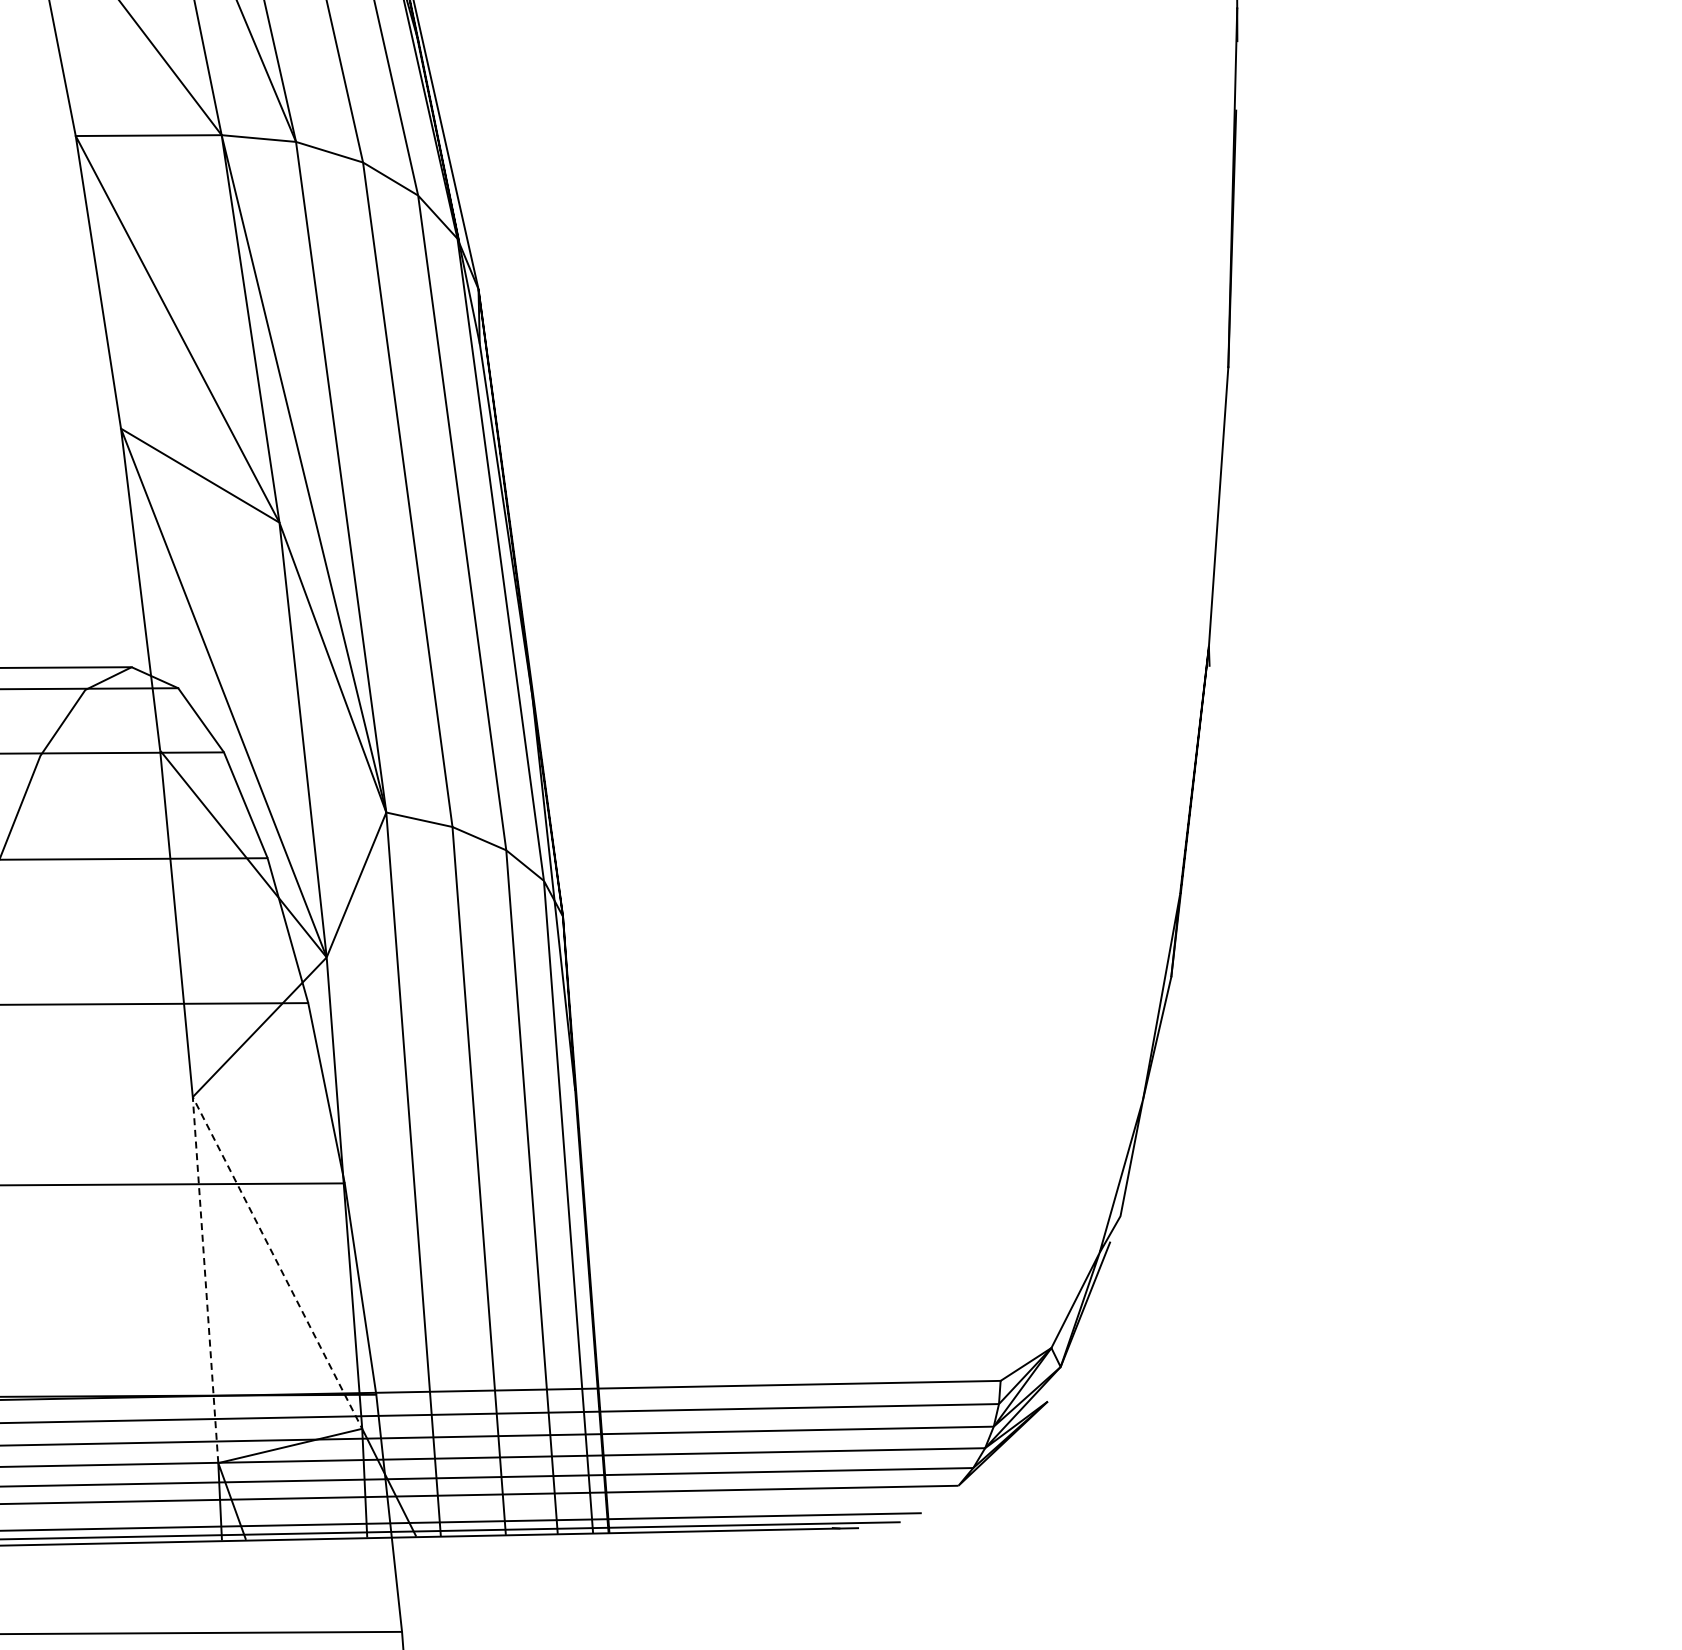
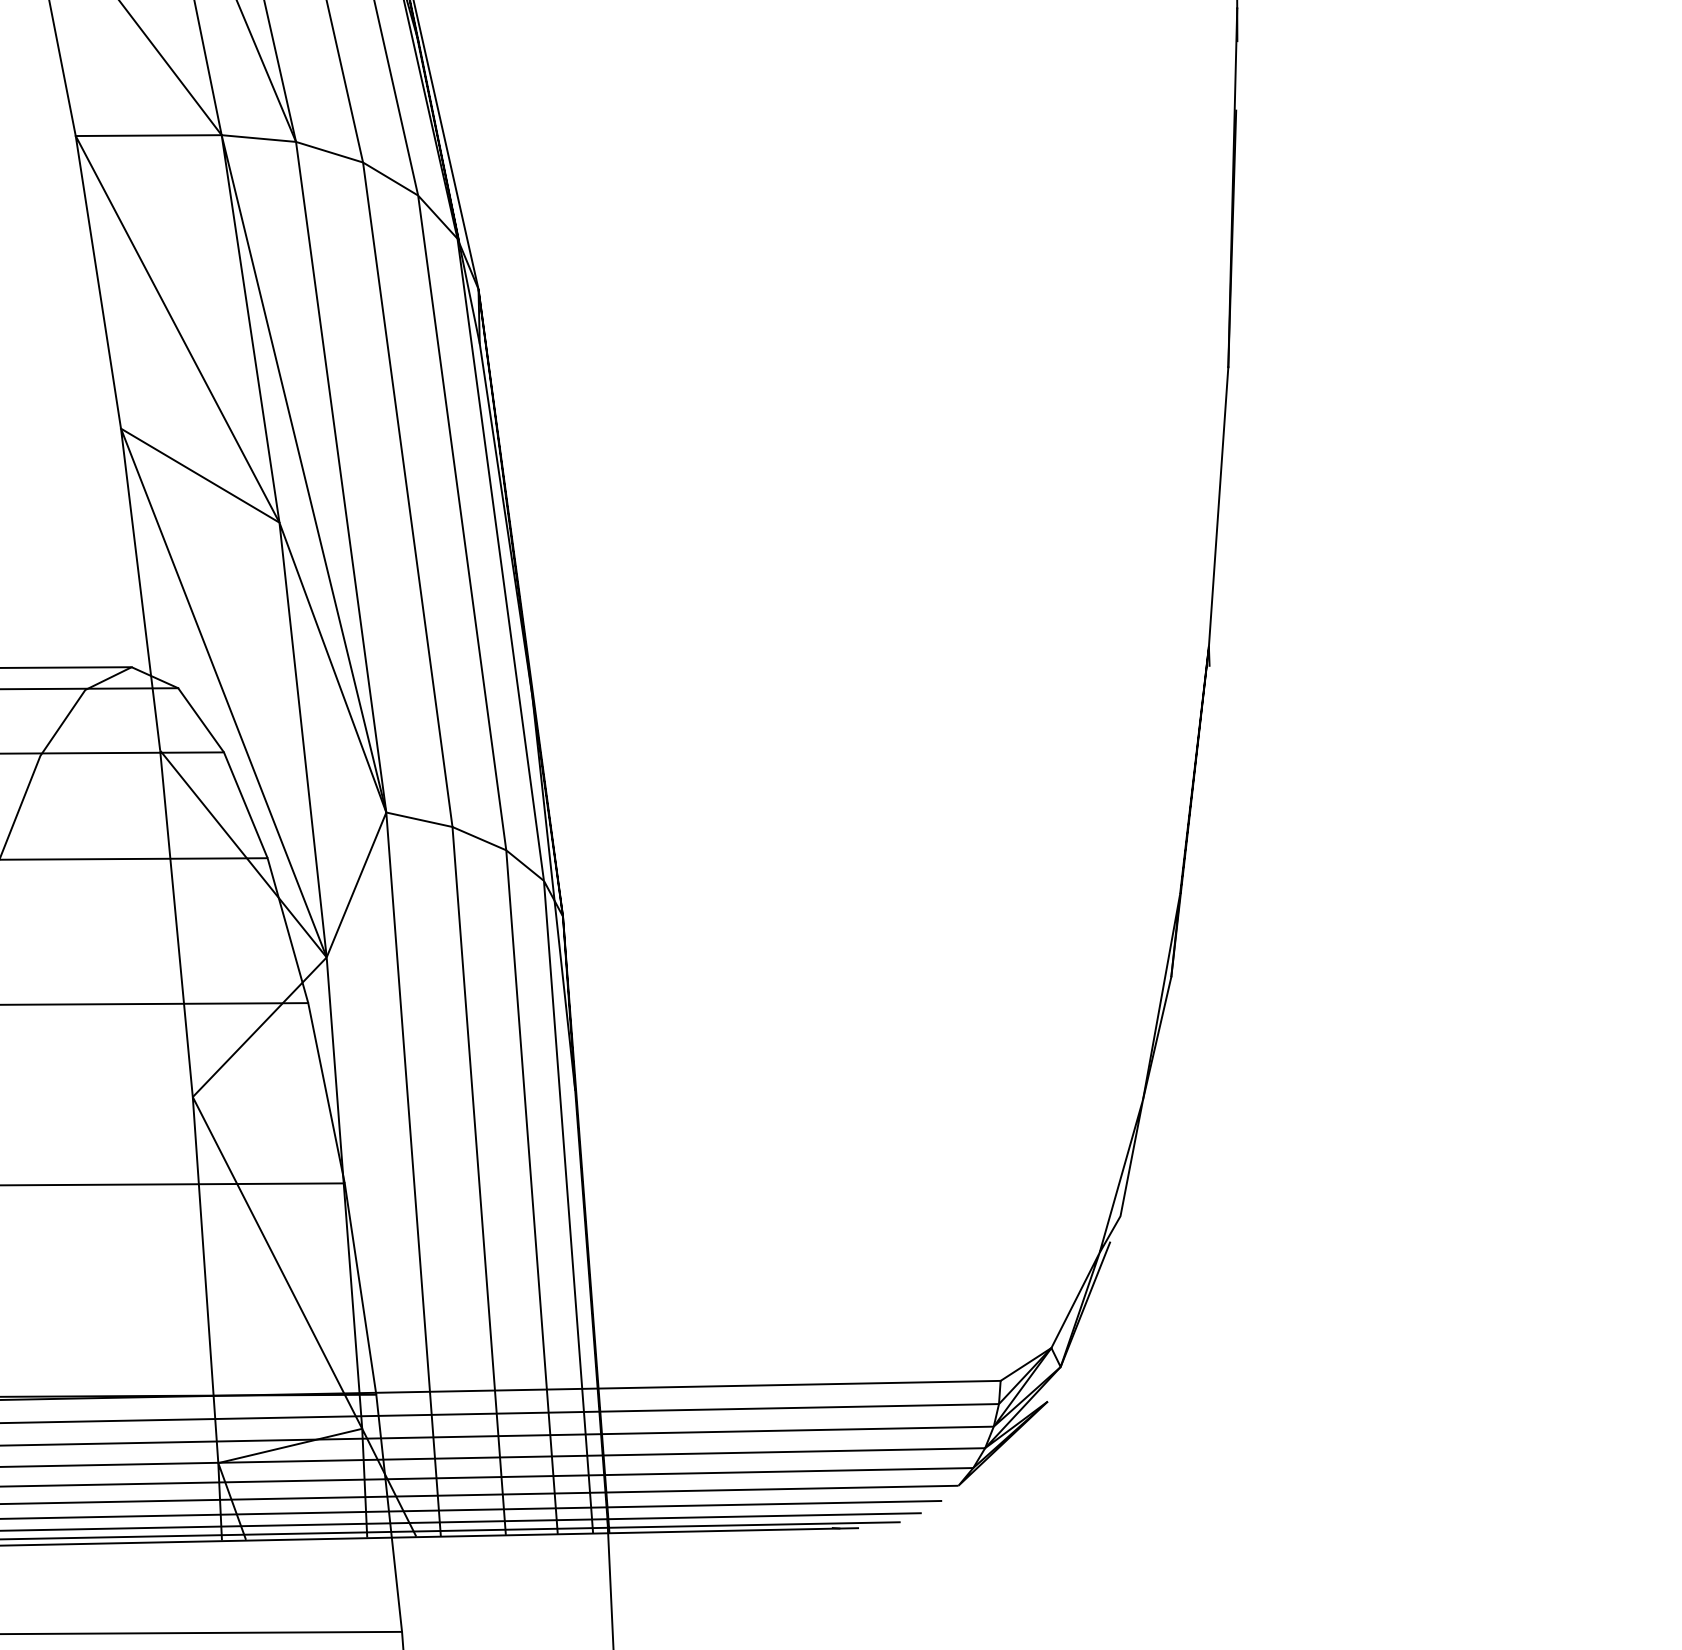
line: dashed -> solid (194, 1099)
line: none -> present (471, 1509)
line: none -> present (610, 1582)
